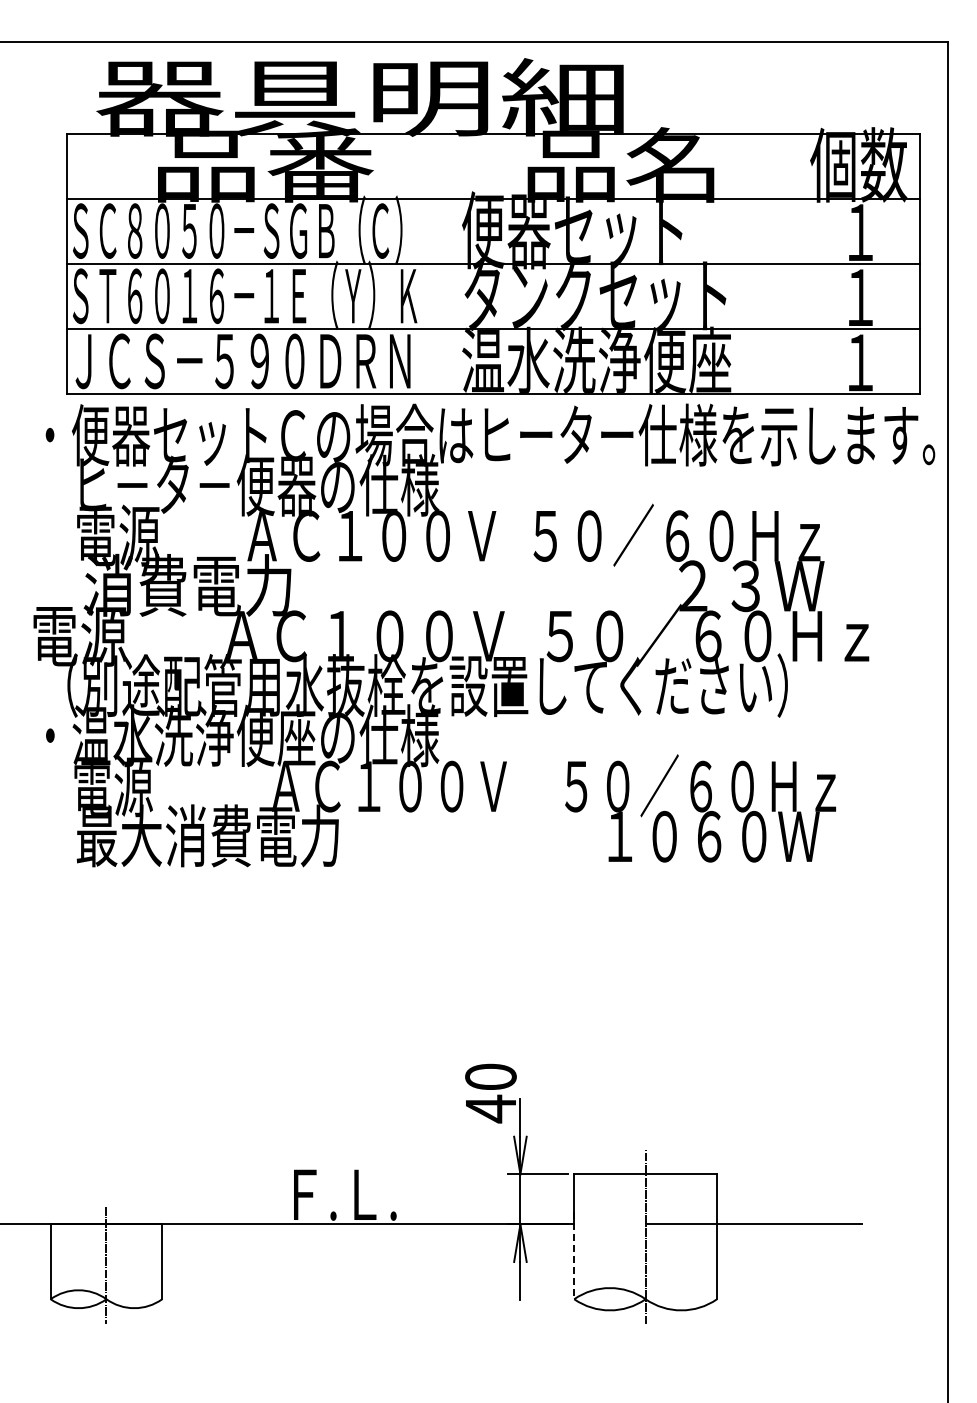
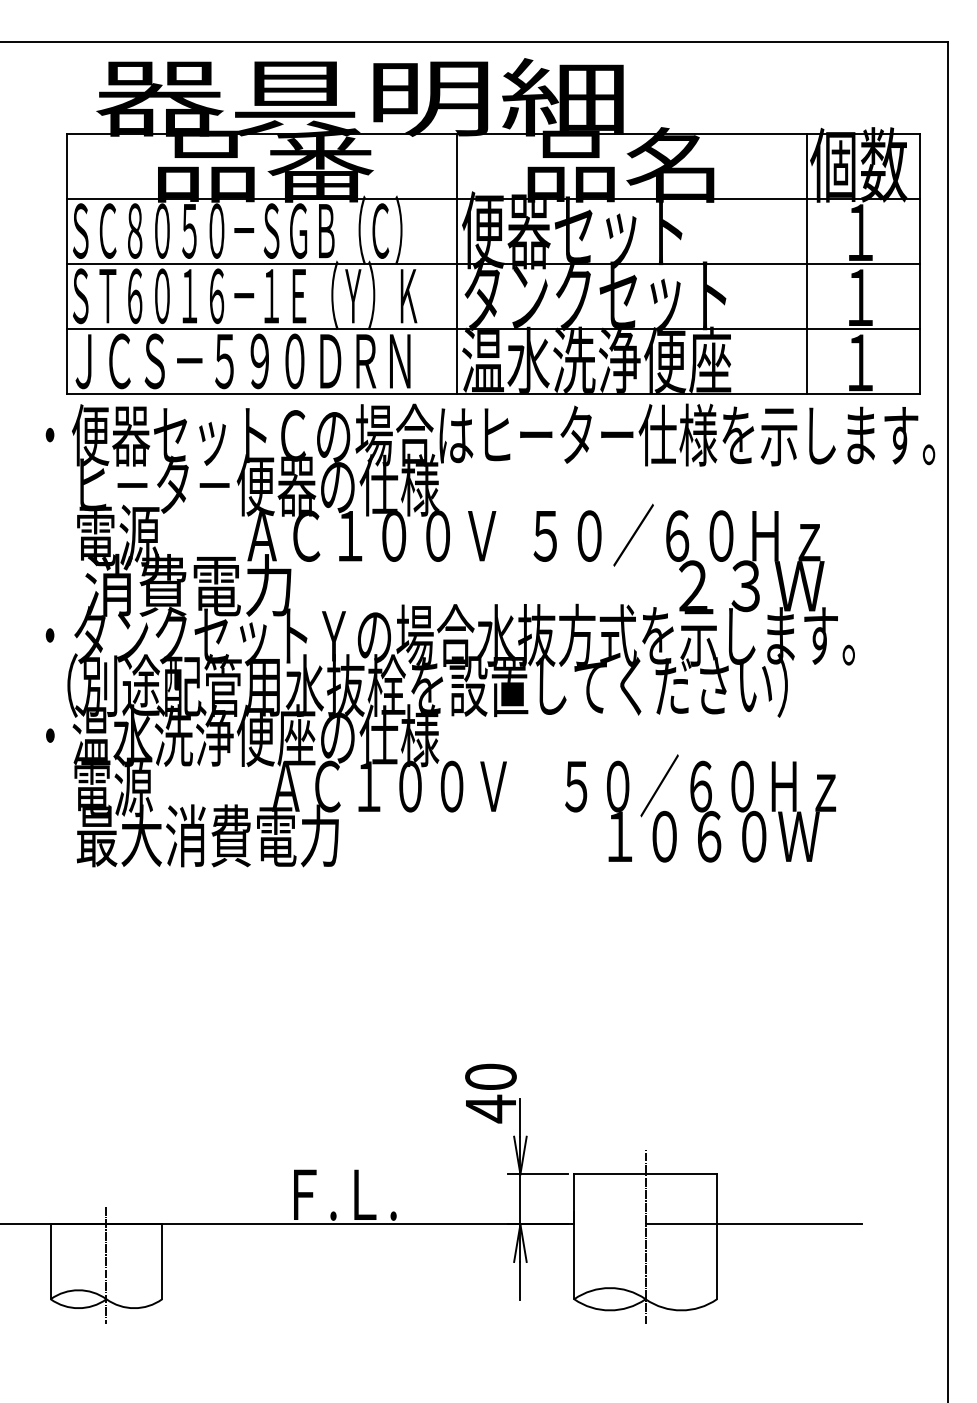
line: none -> present (456, 263)
line: none -> present (807, 263)
text: 電源        ＡＣ１００Ｖ  ５０／６０Ｈｚ -> ・タンクセットＹの場合水抜方式を示します。 (451, 634)
line: dashed -> solid (574, 1255)
